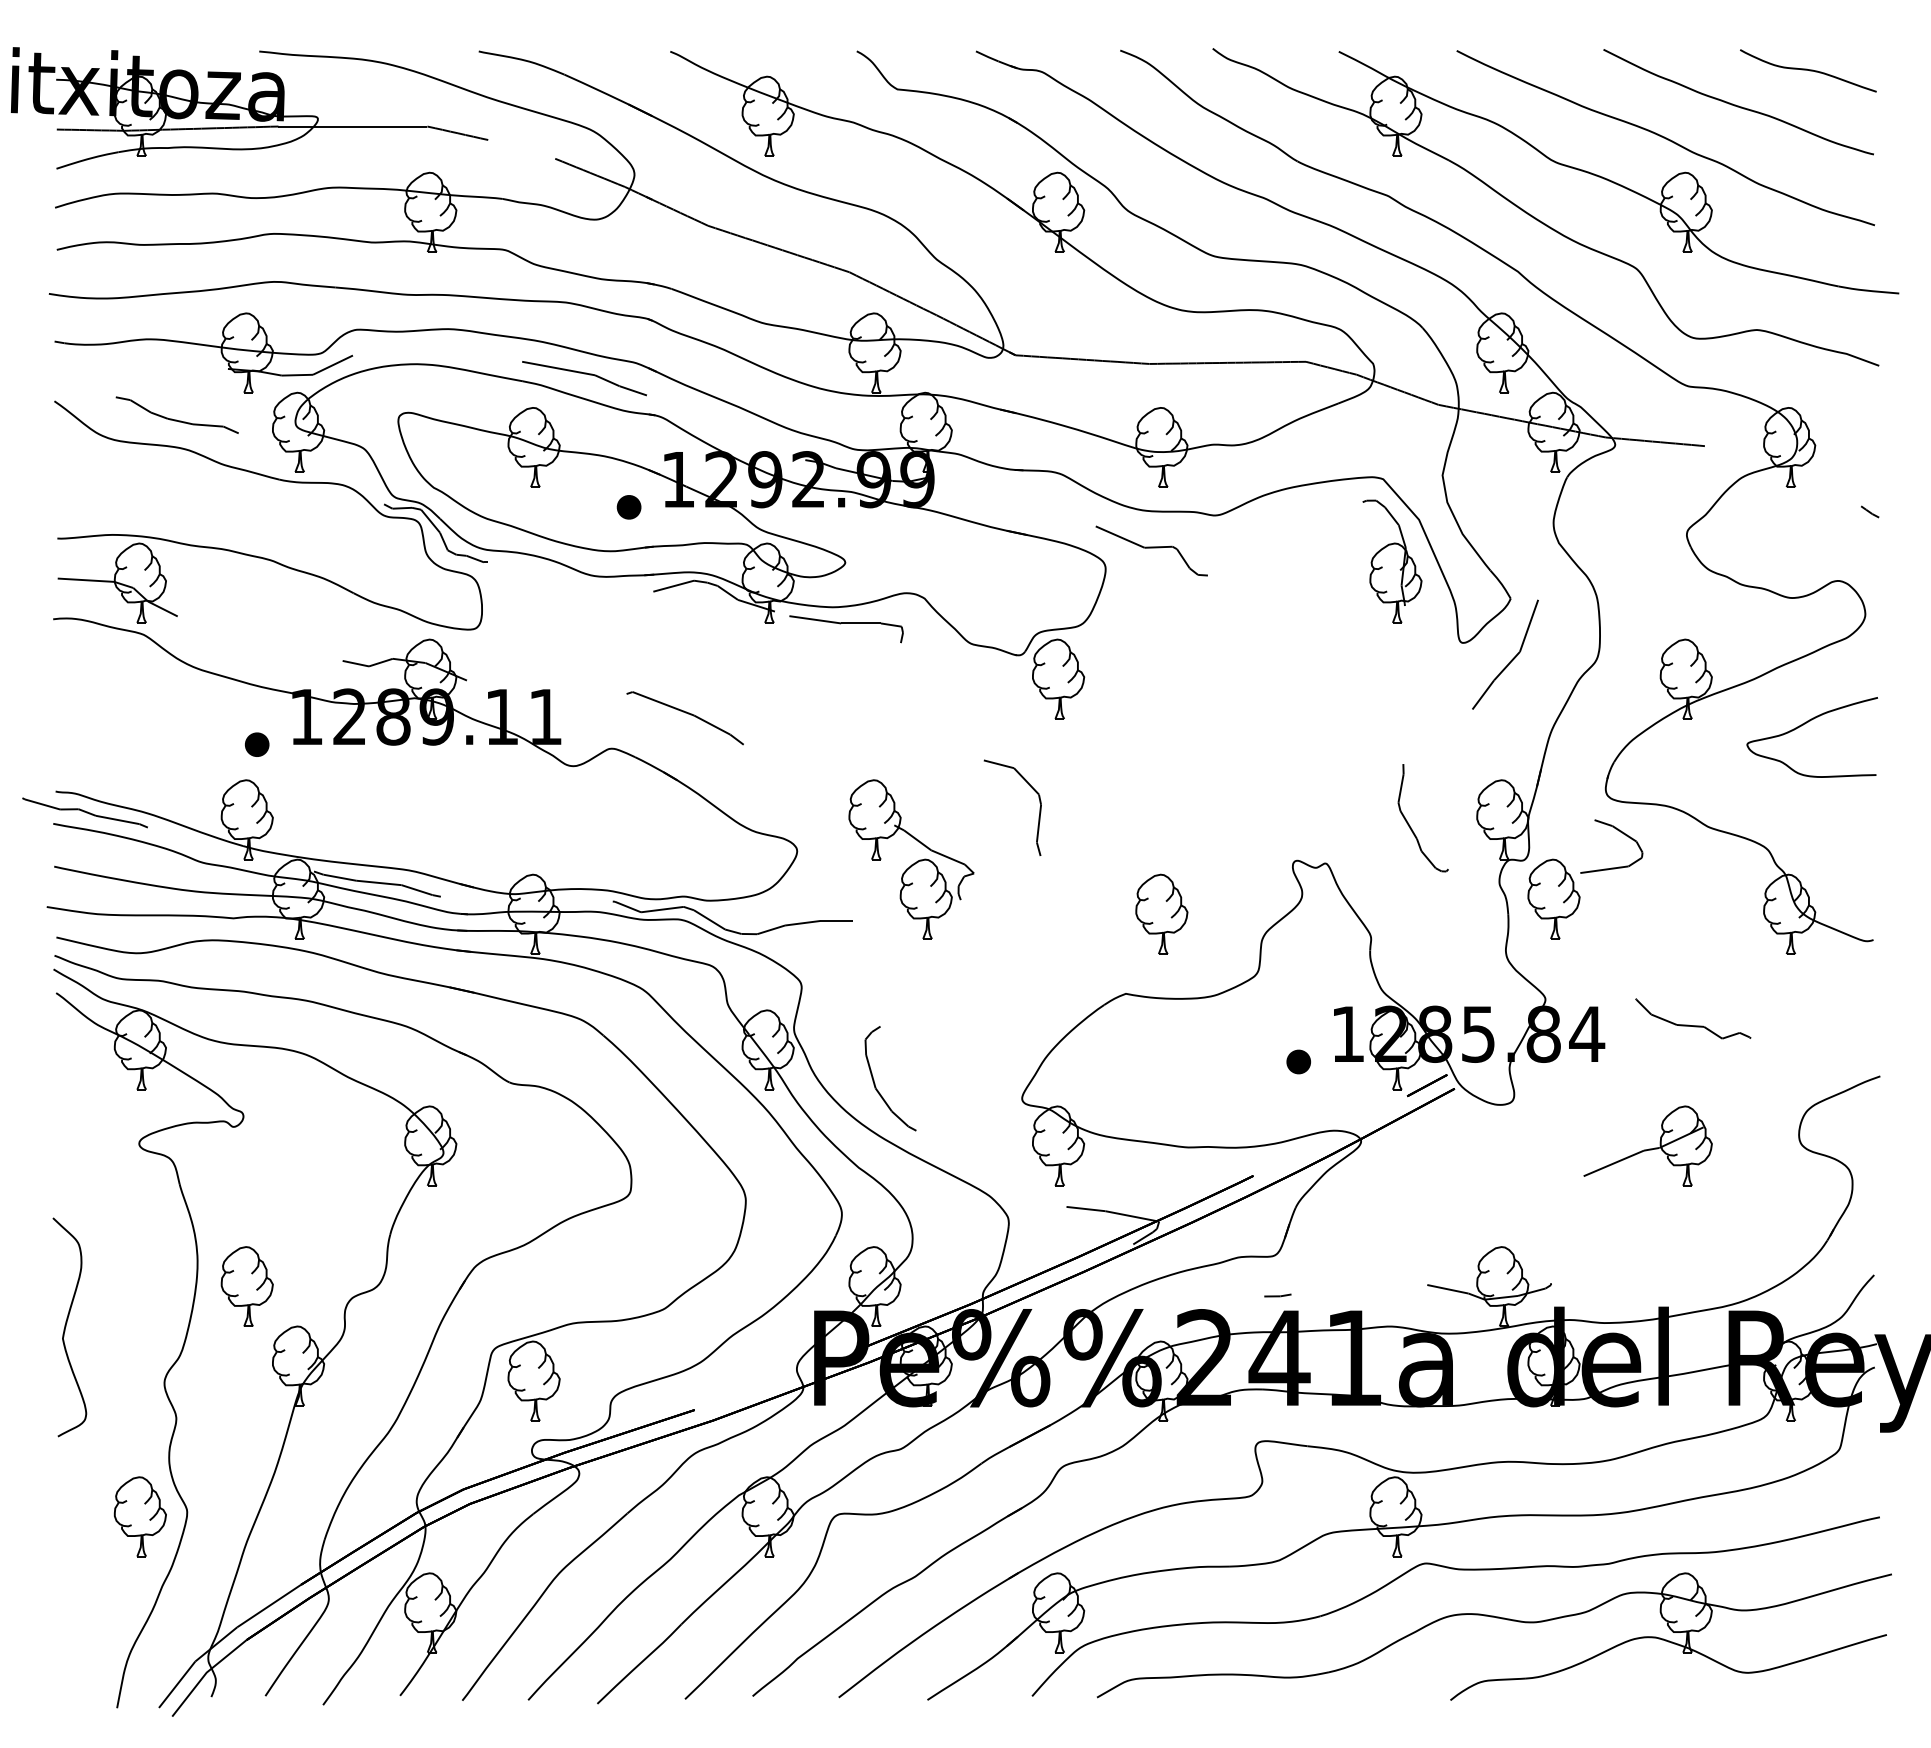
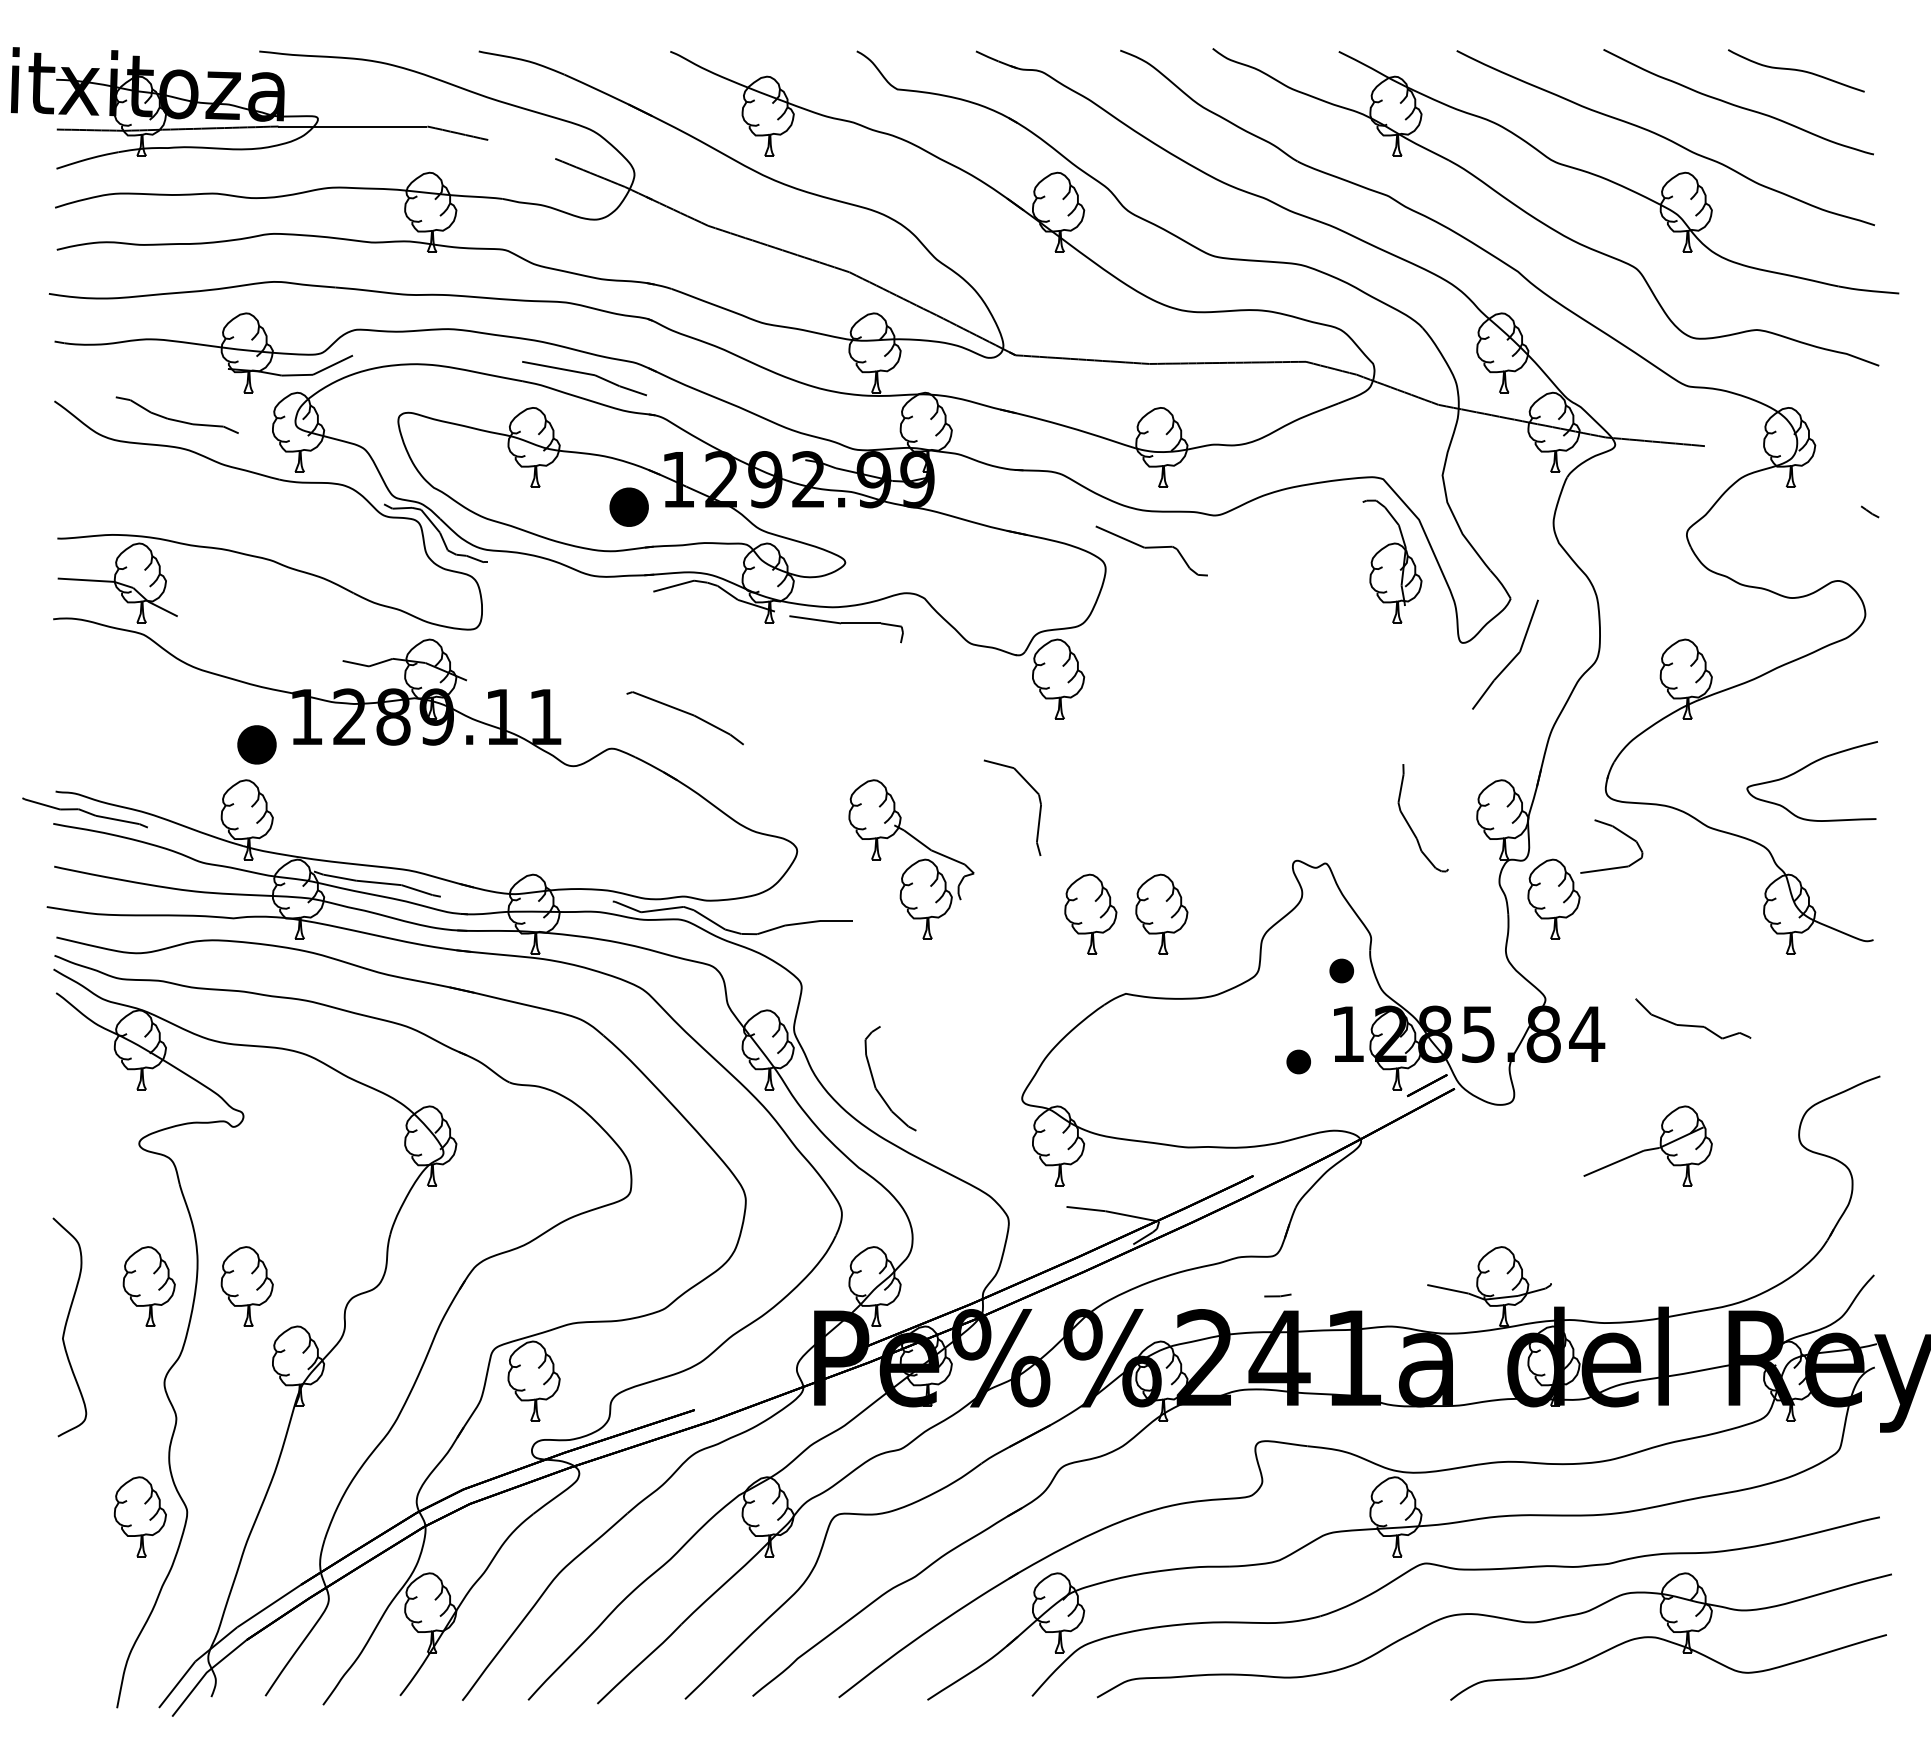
curve position: (1808, 70) -> (1796, 70) (1796, 70)
part size: 26x25 px -> 40x40 px (628, 506)
curve position: (1805, 724) -> (1805, 768) (1805, 768)
part size: 25x25 px -> 40x40 px (256, 744)
part: none -> present (1090, 913)
part: none -> present (1341, 970)
part: none -> present (148, 1286)
